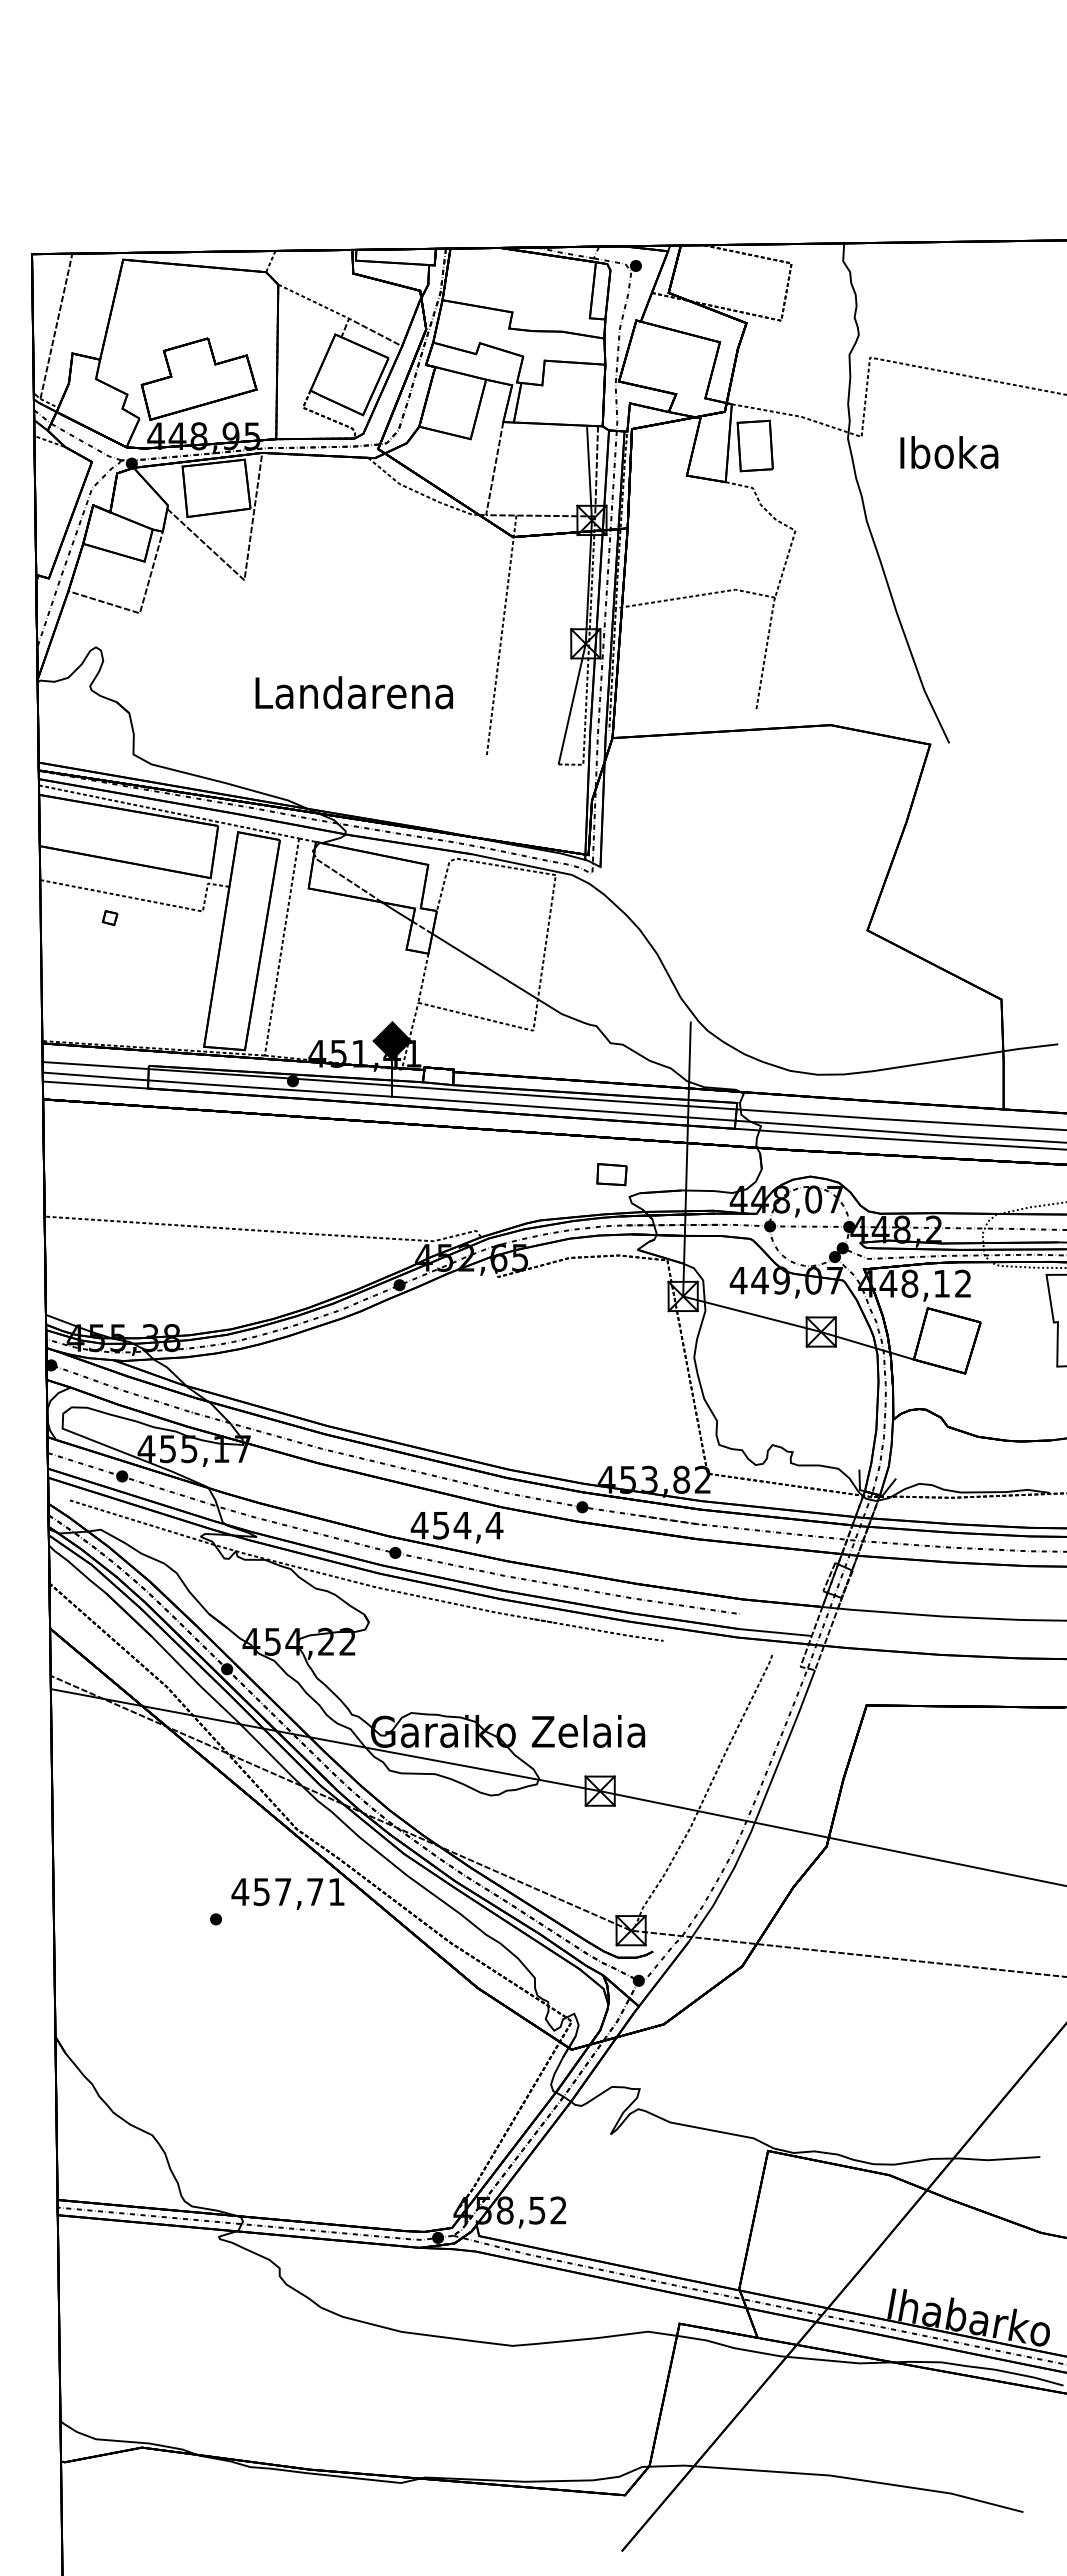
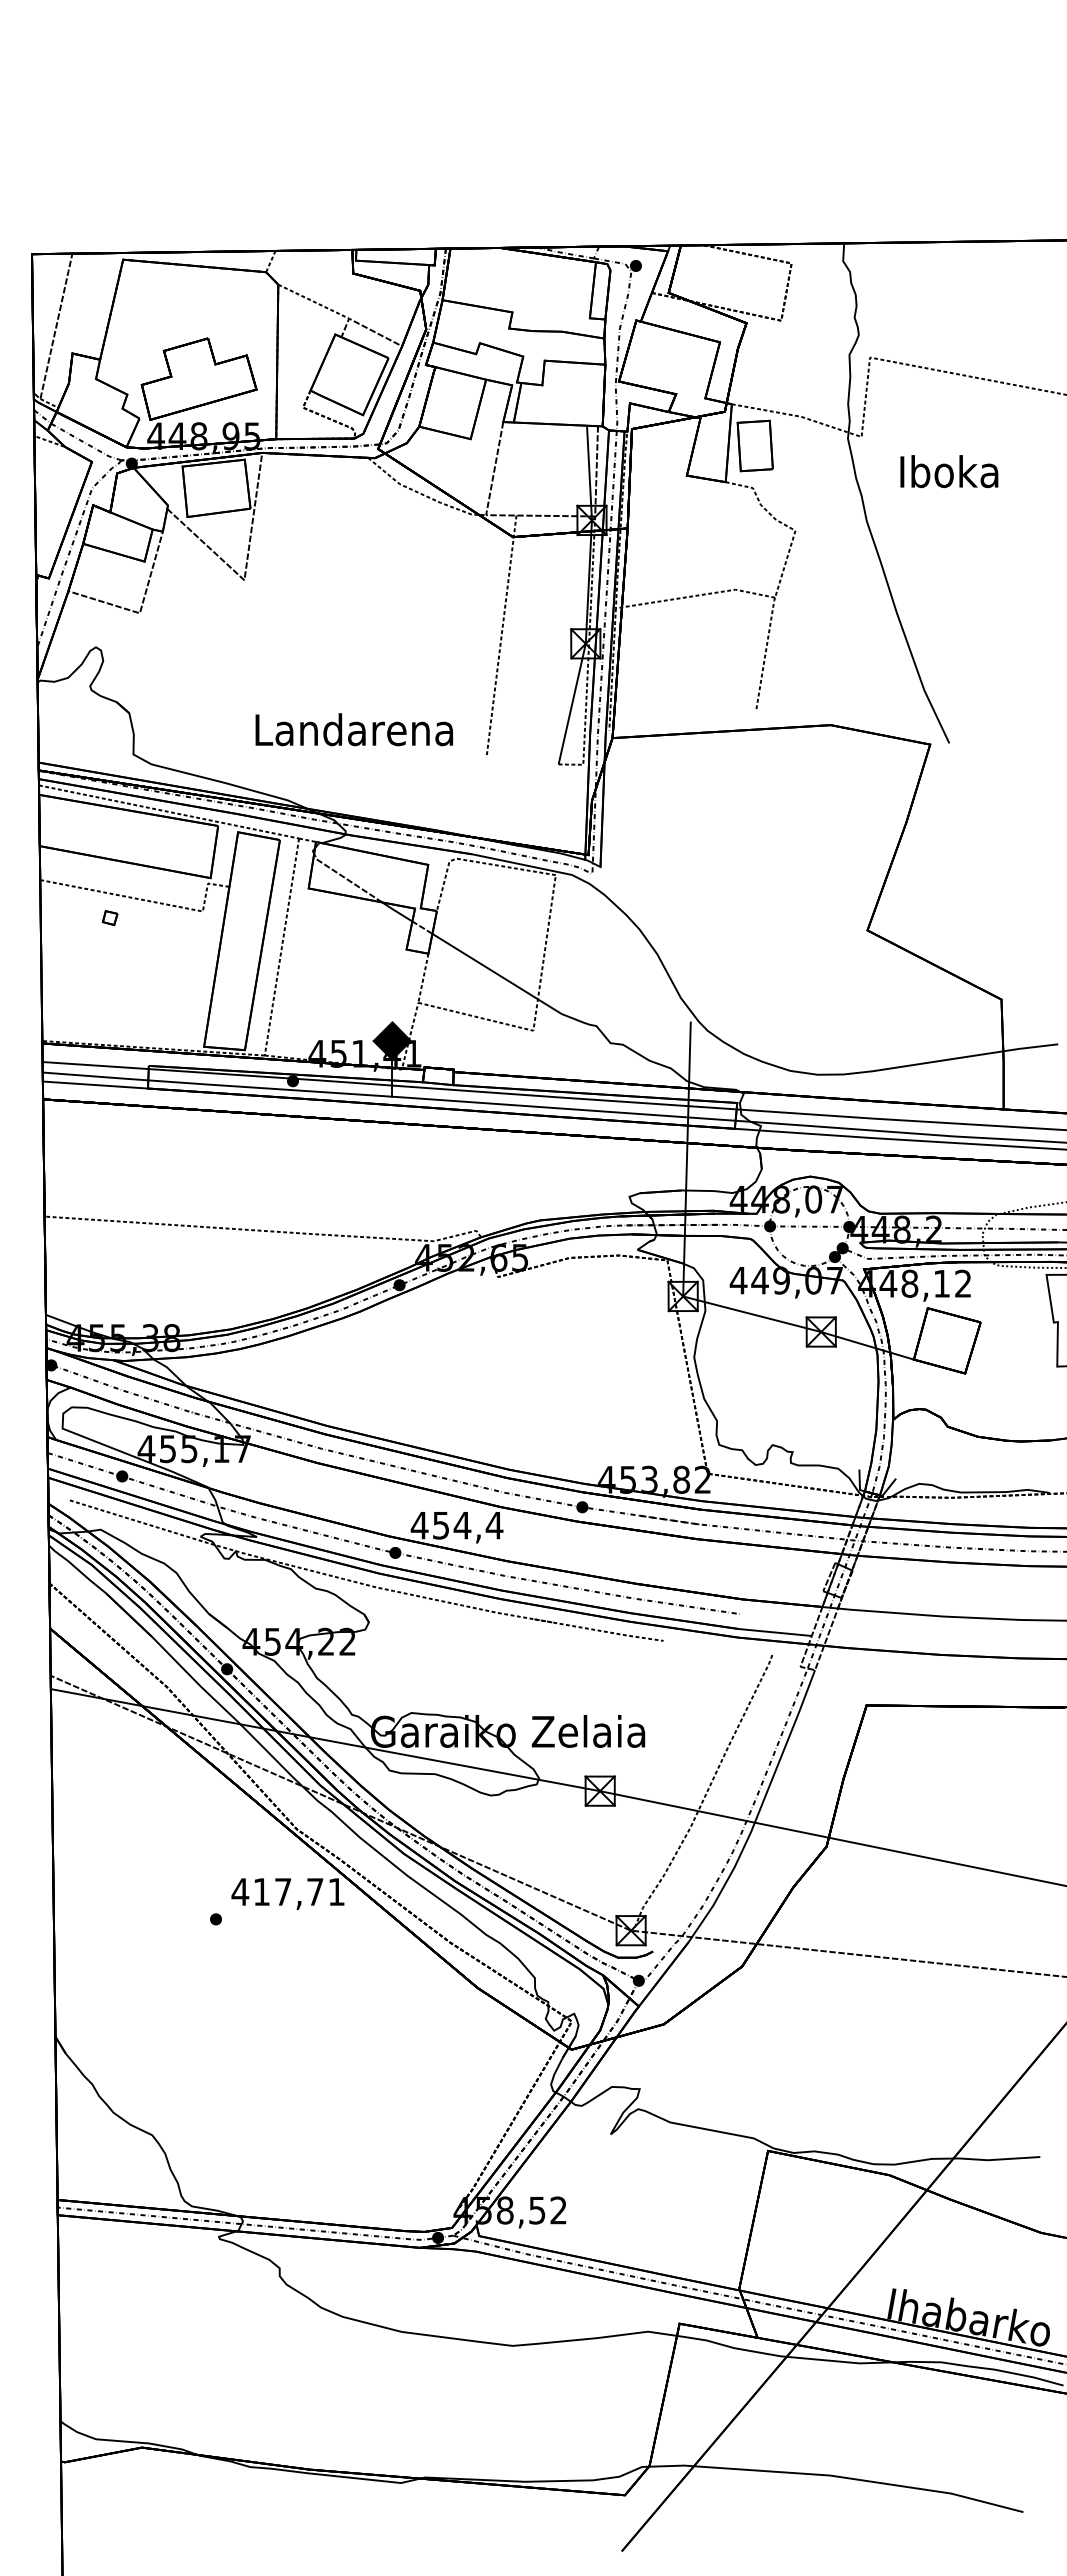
text position: (949, 452) -> (949, 471) (949, 471)
text position: (353, 692) -> (353, 729) (353, 729)
part: present -> none (611, 1174)
text: 457,71 -> 417,71 (261, 1892)
